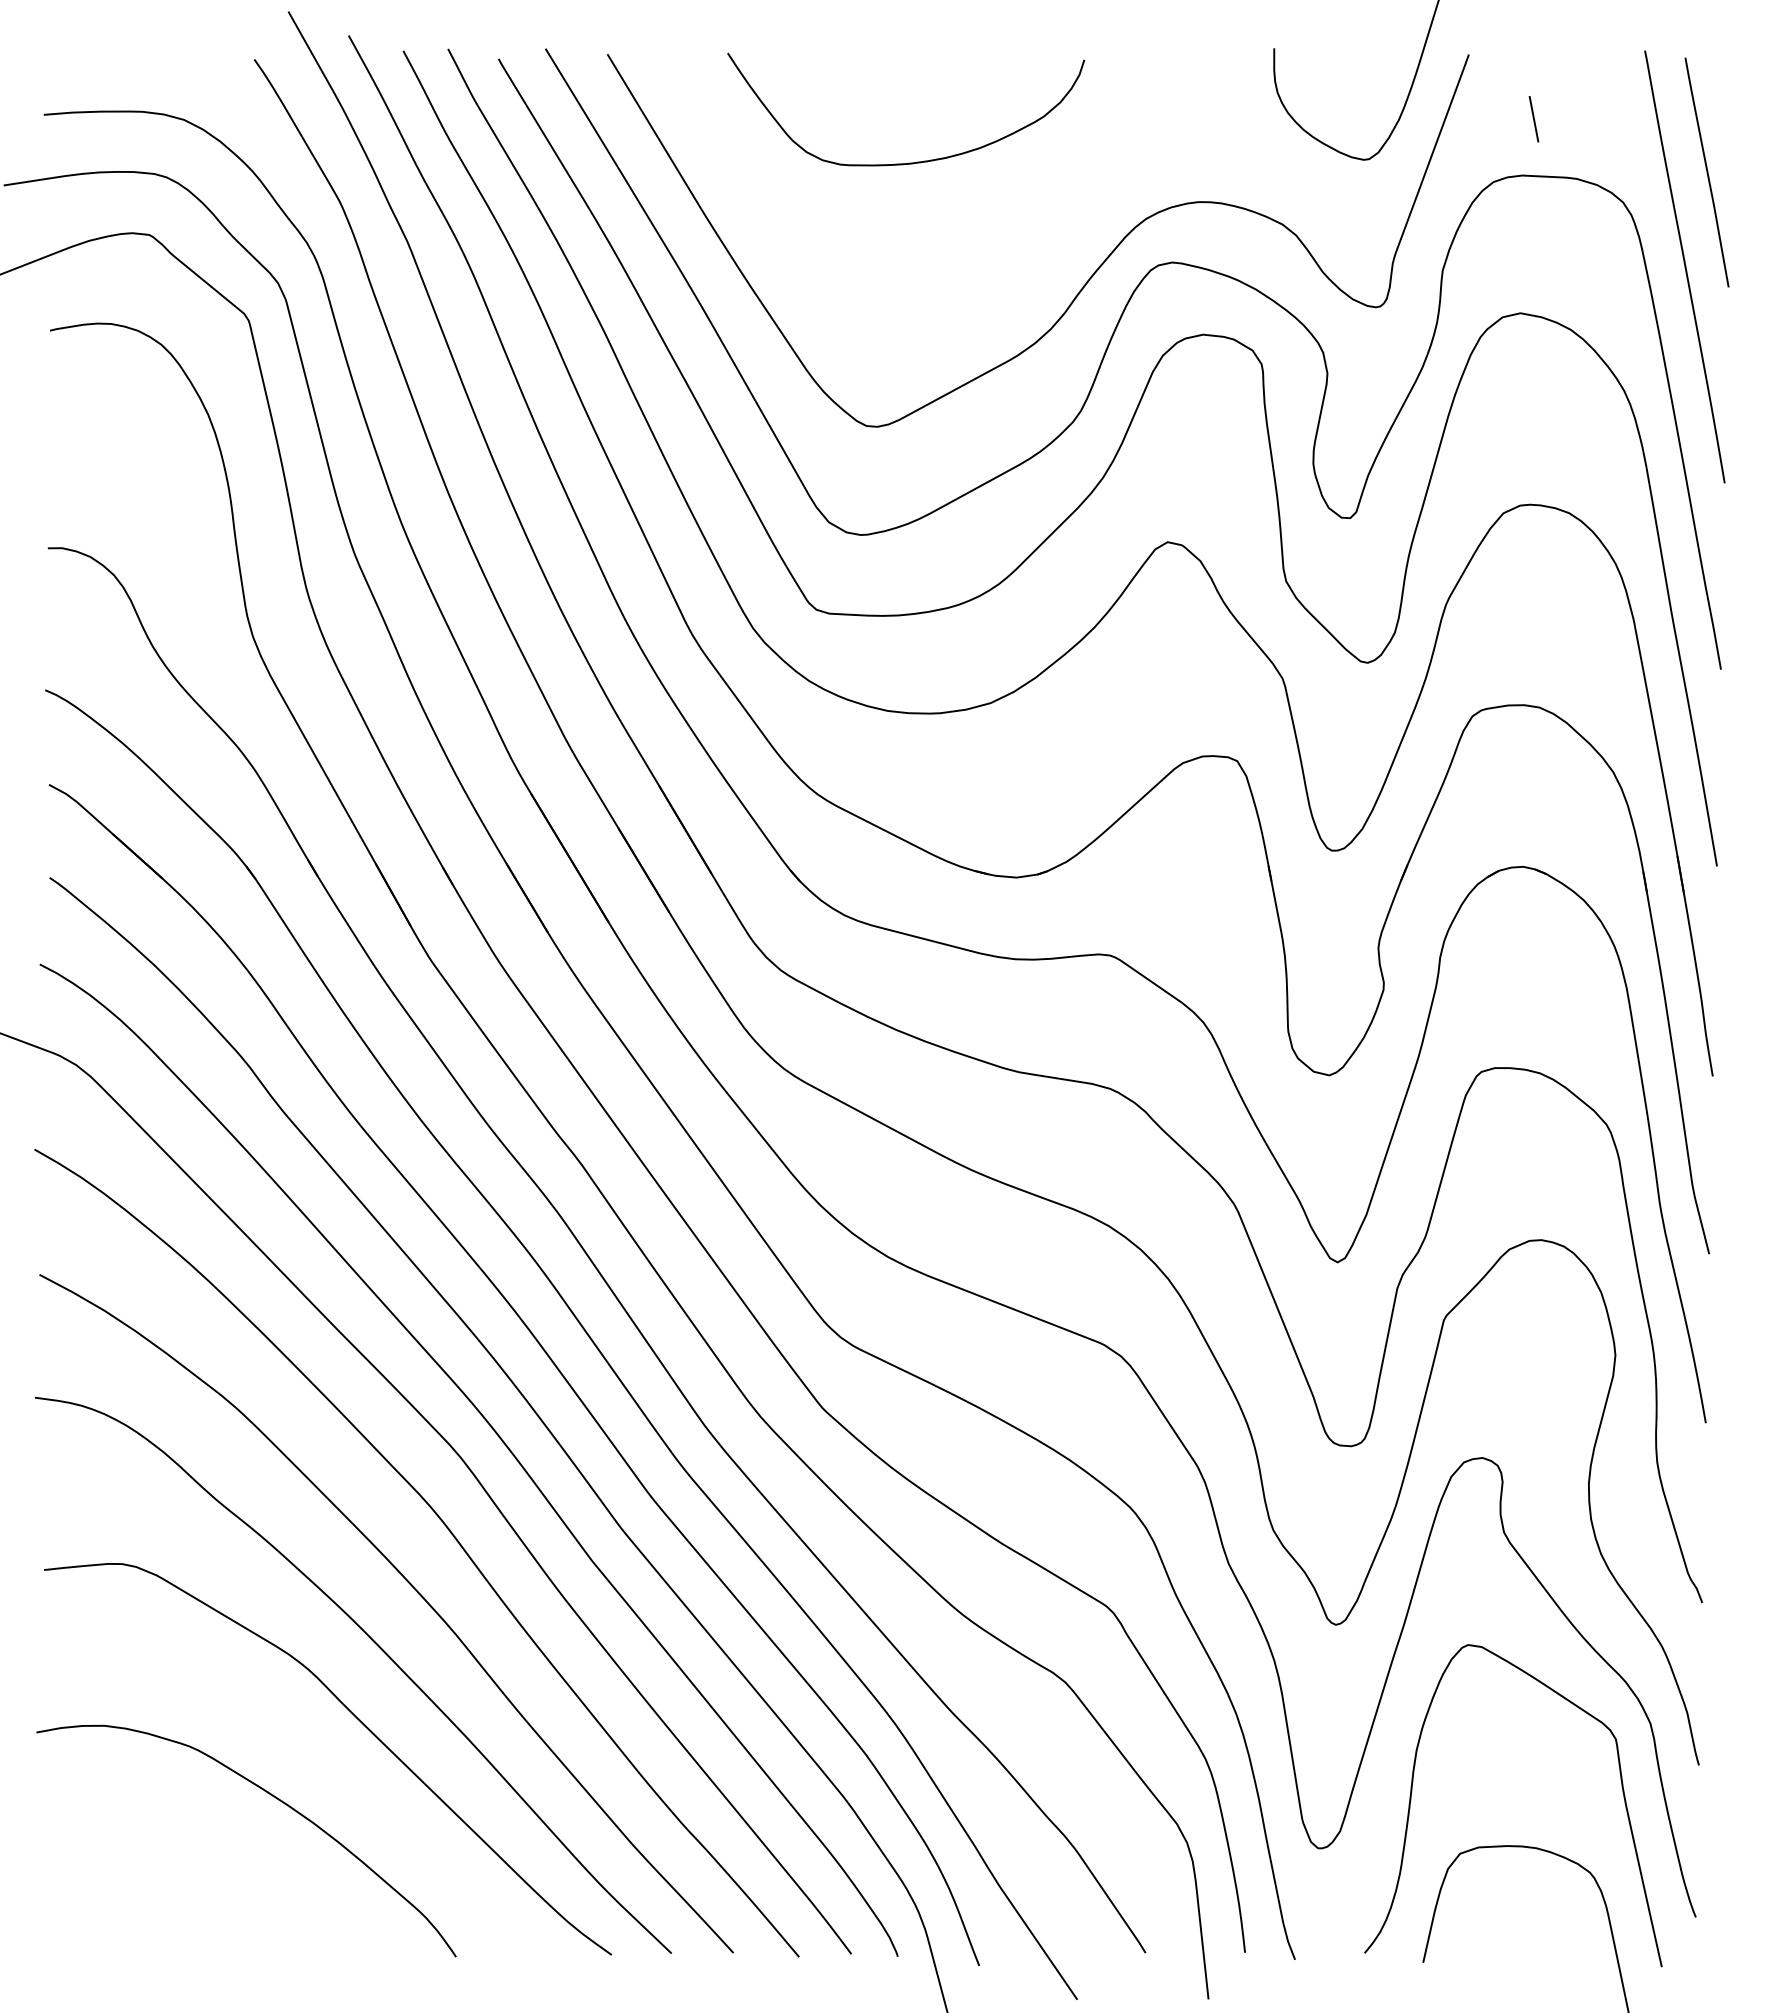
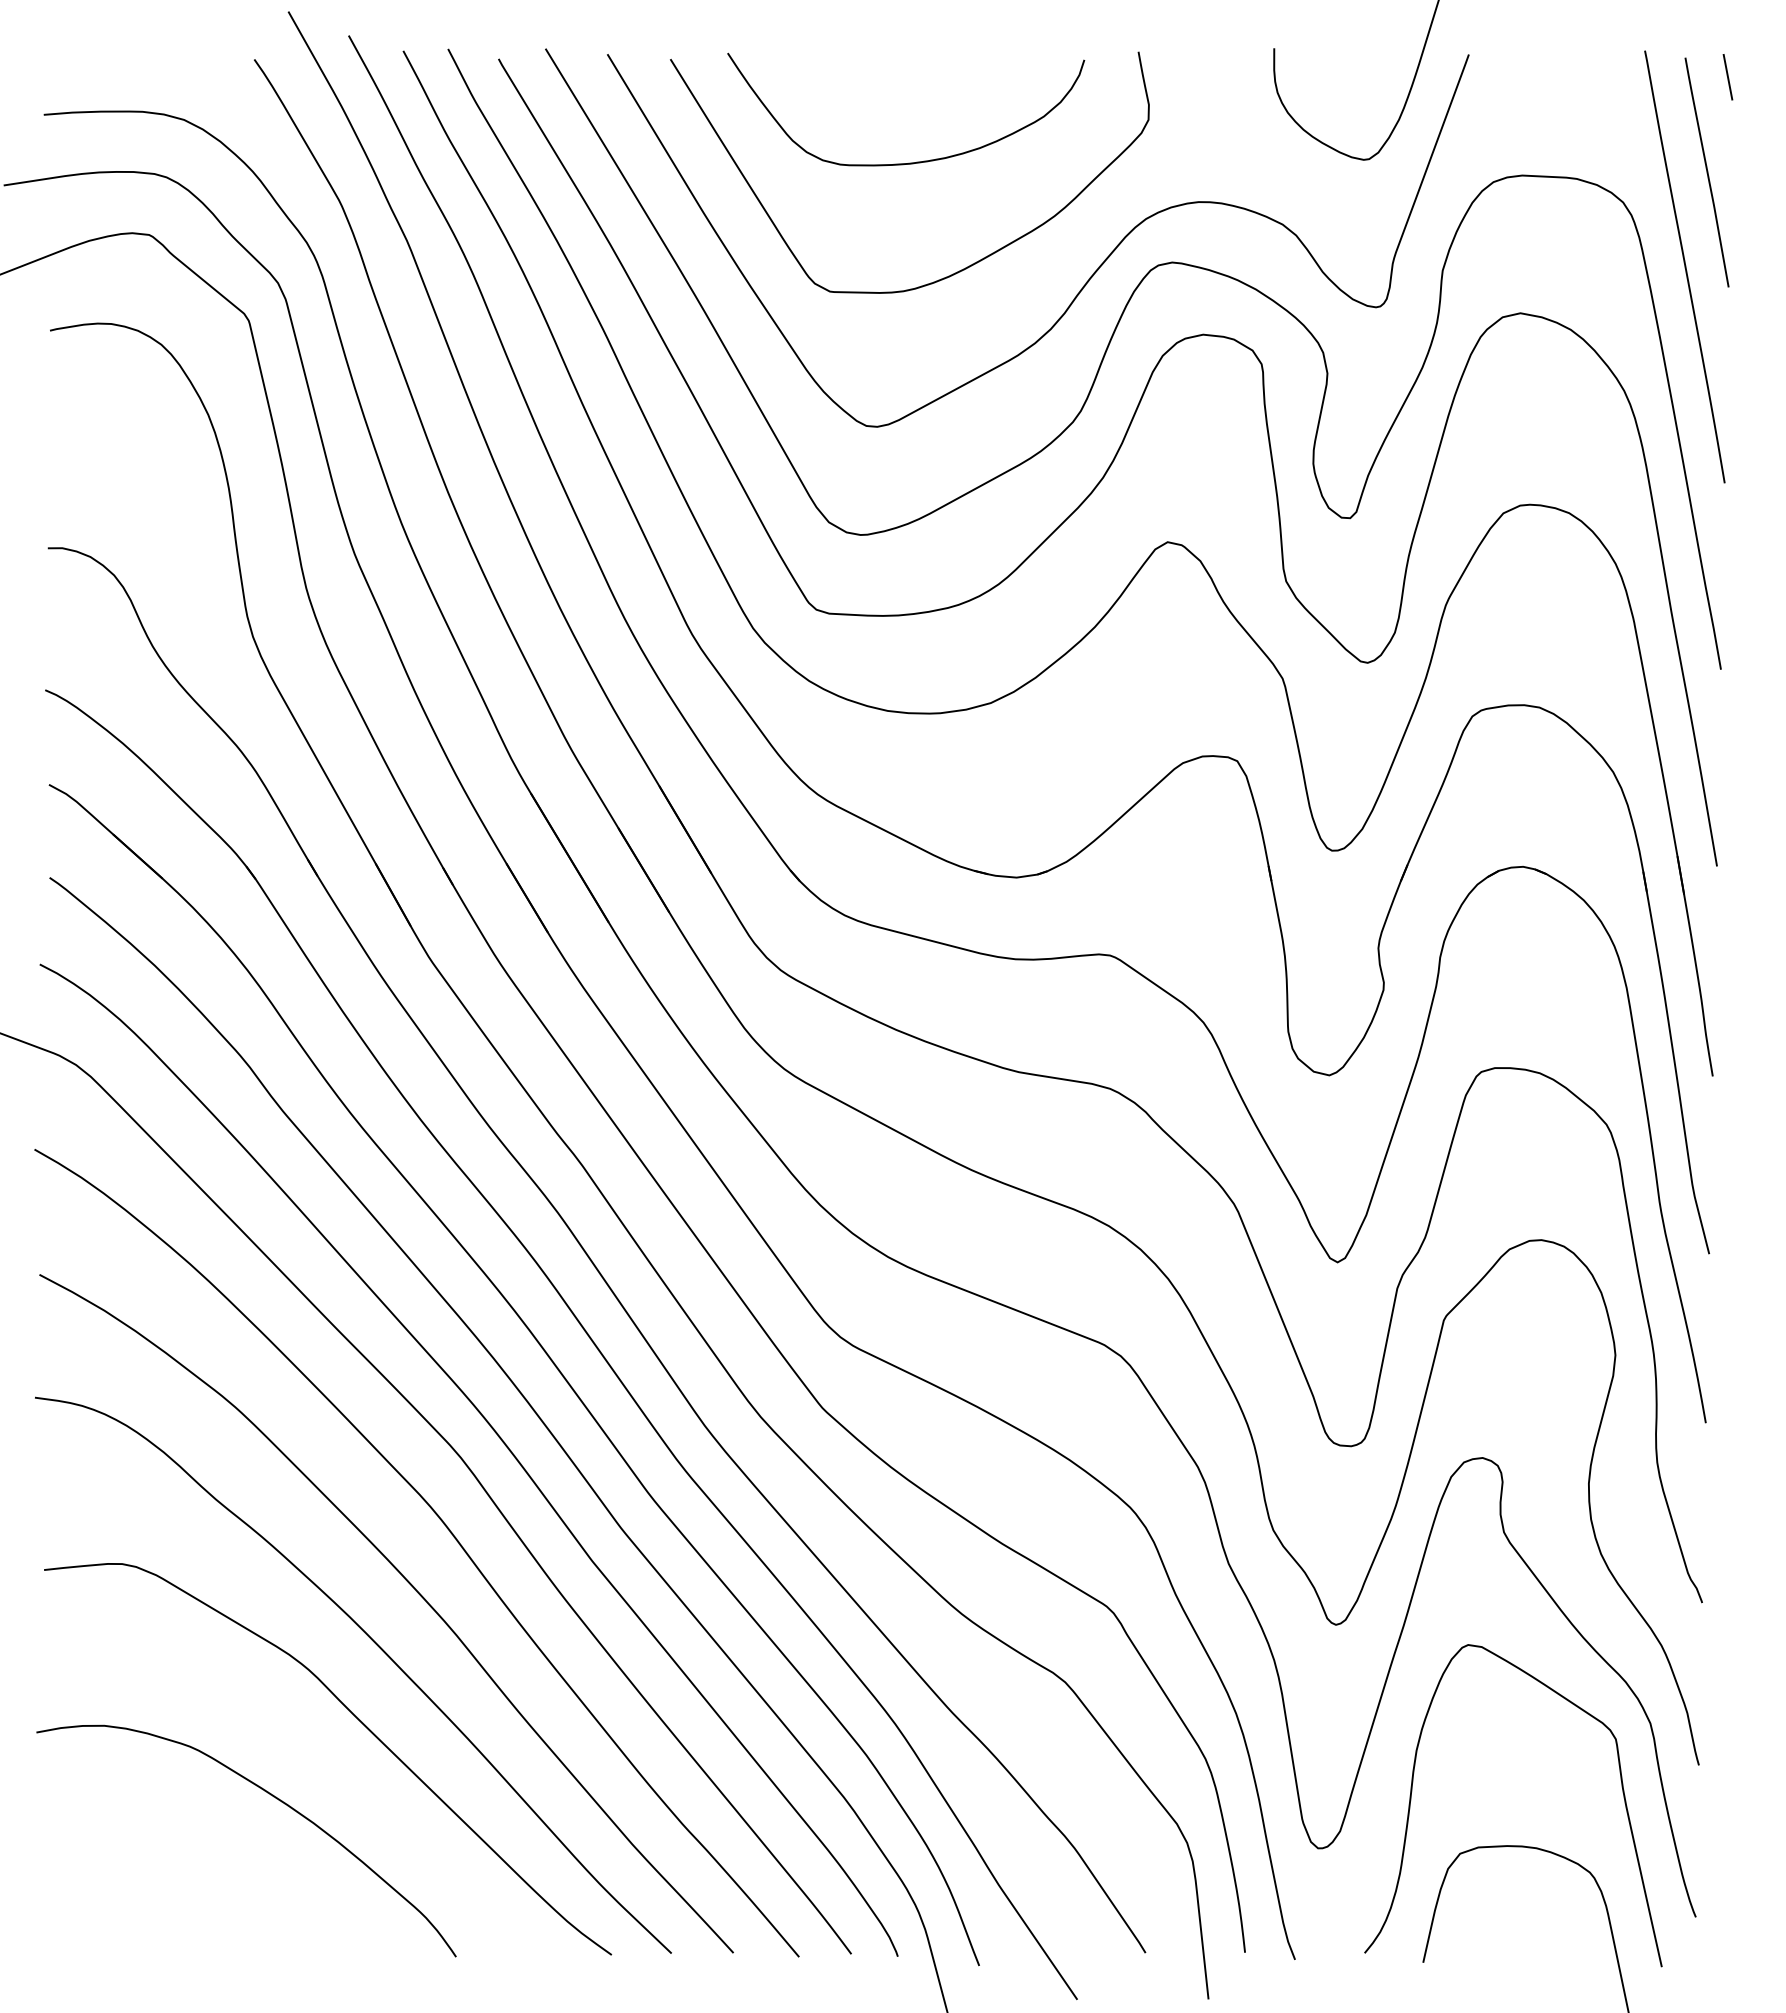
line position: (1533, 119) -> (1727, 77) (1727, 77)
curve: none -> present (950, 274)
